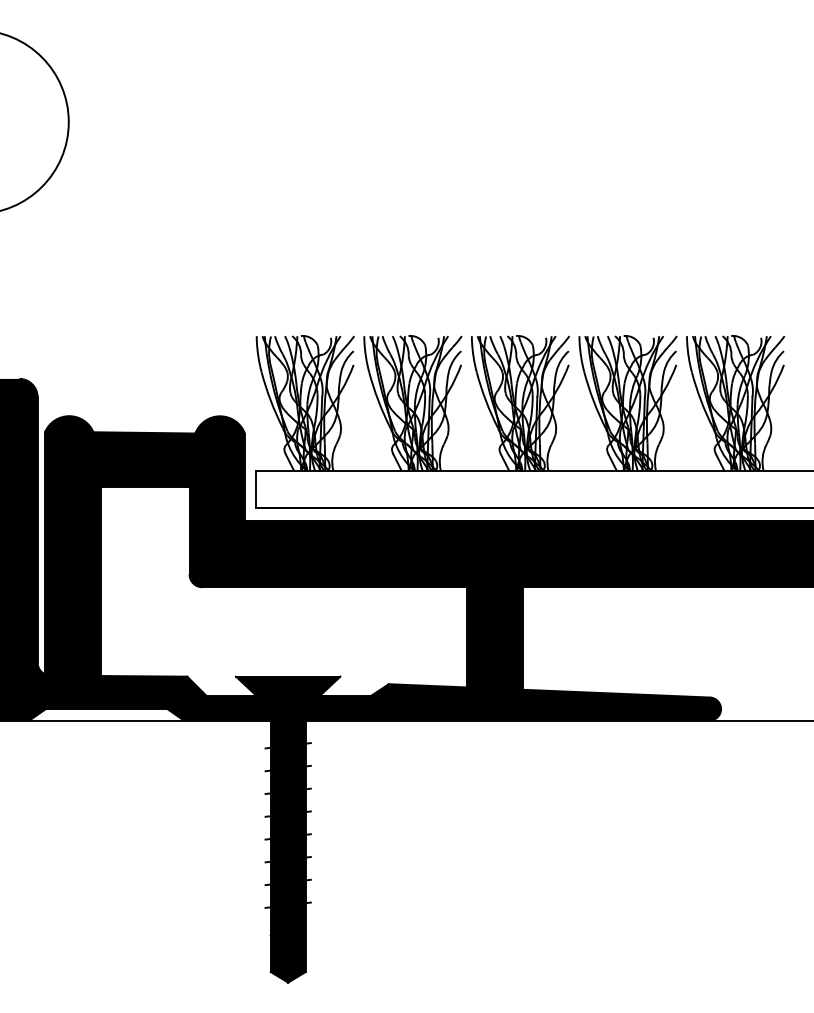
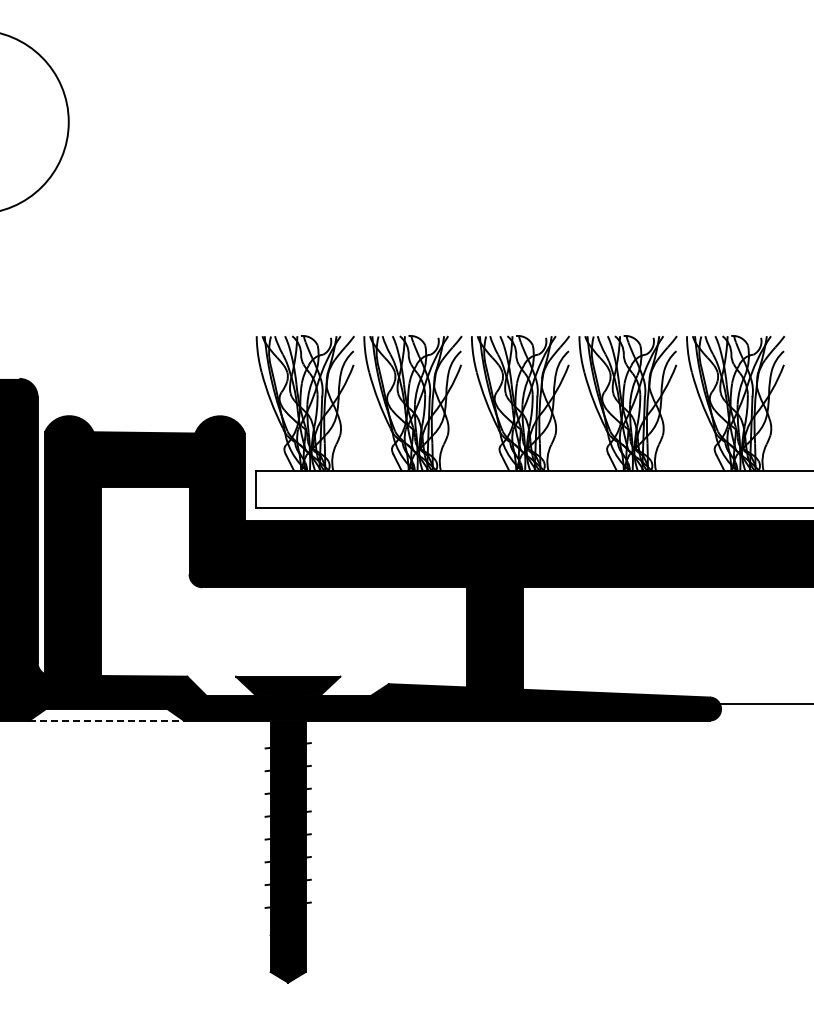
line: solid -> dashed (107, 720)
line position: (761, 720) -> (761, 703) (761, 703)
